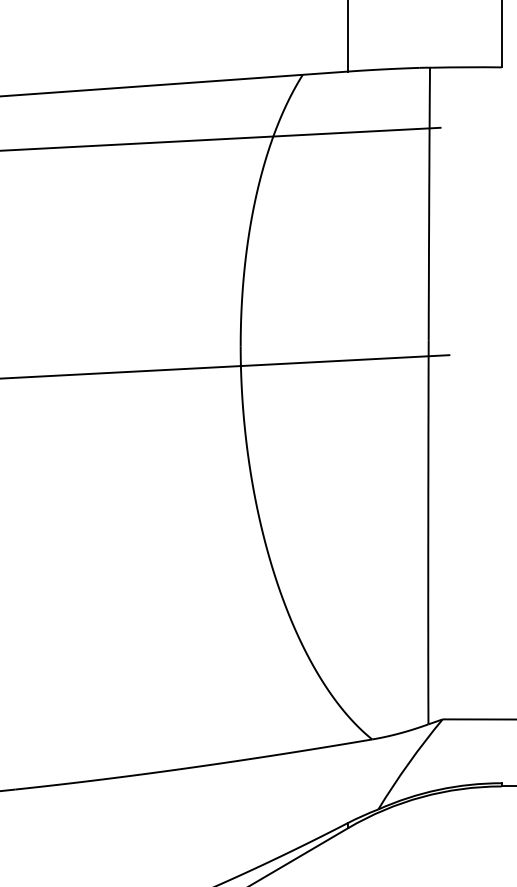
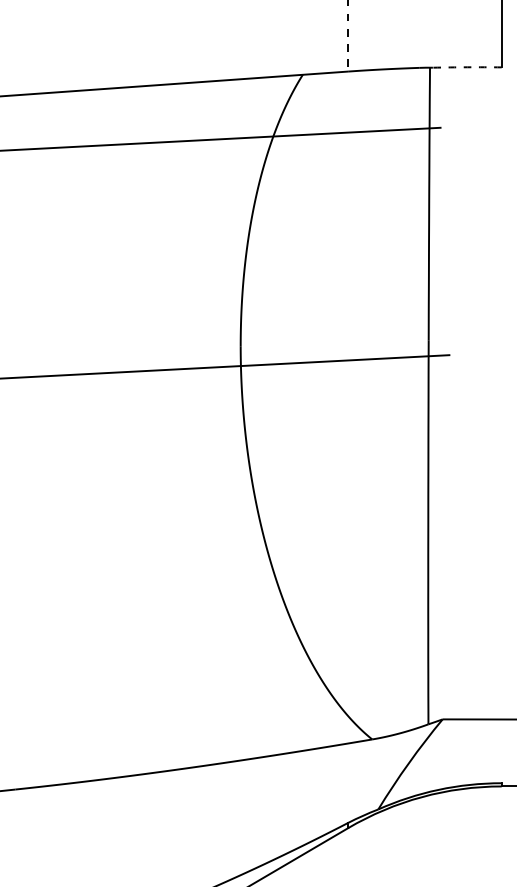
line: solid -> dashed (348, 36)
arc: solid -> dashed (467, 67)
